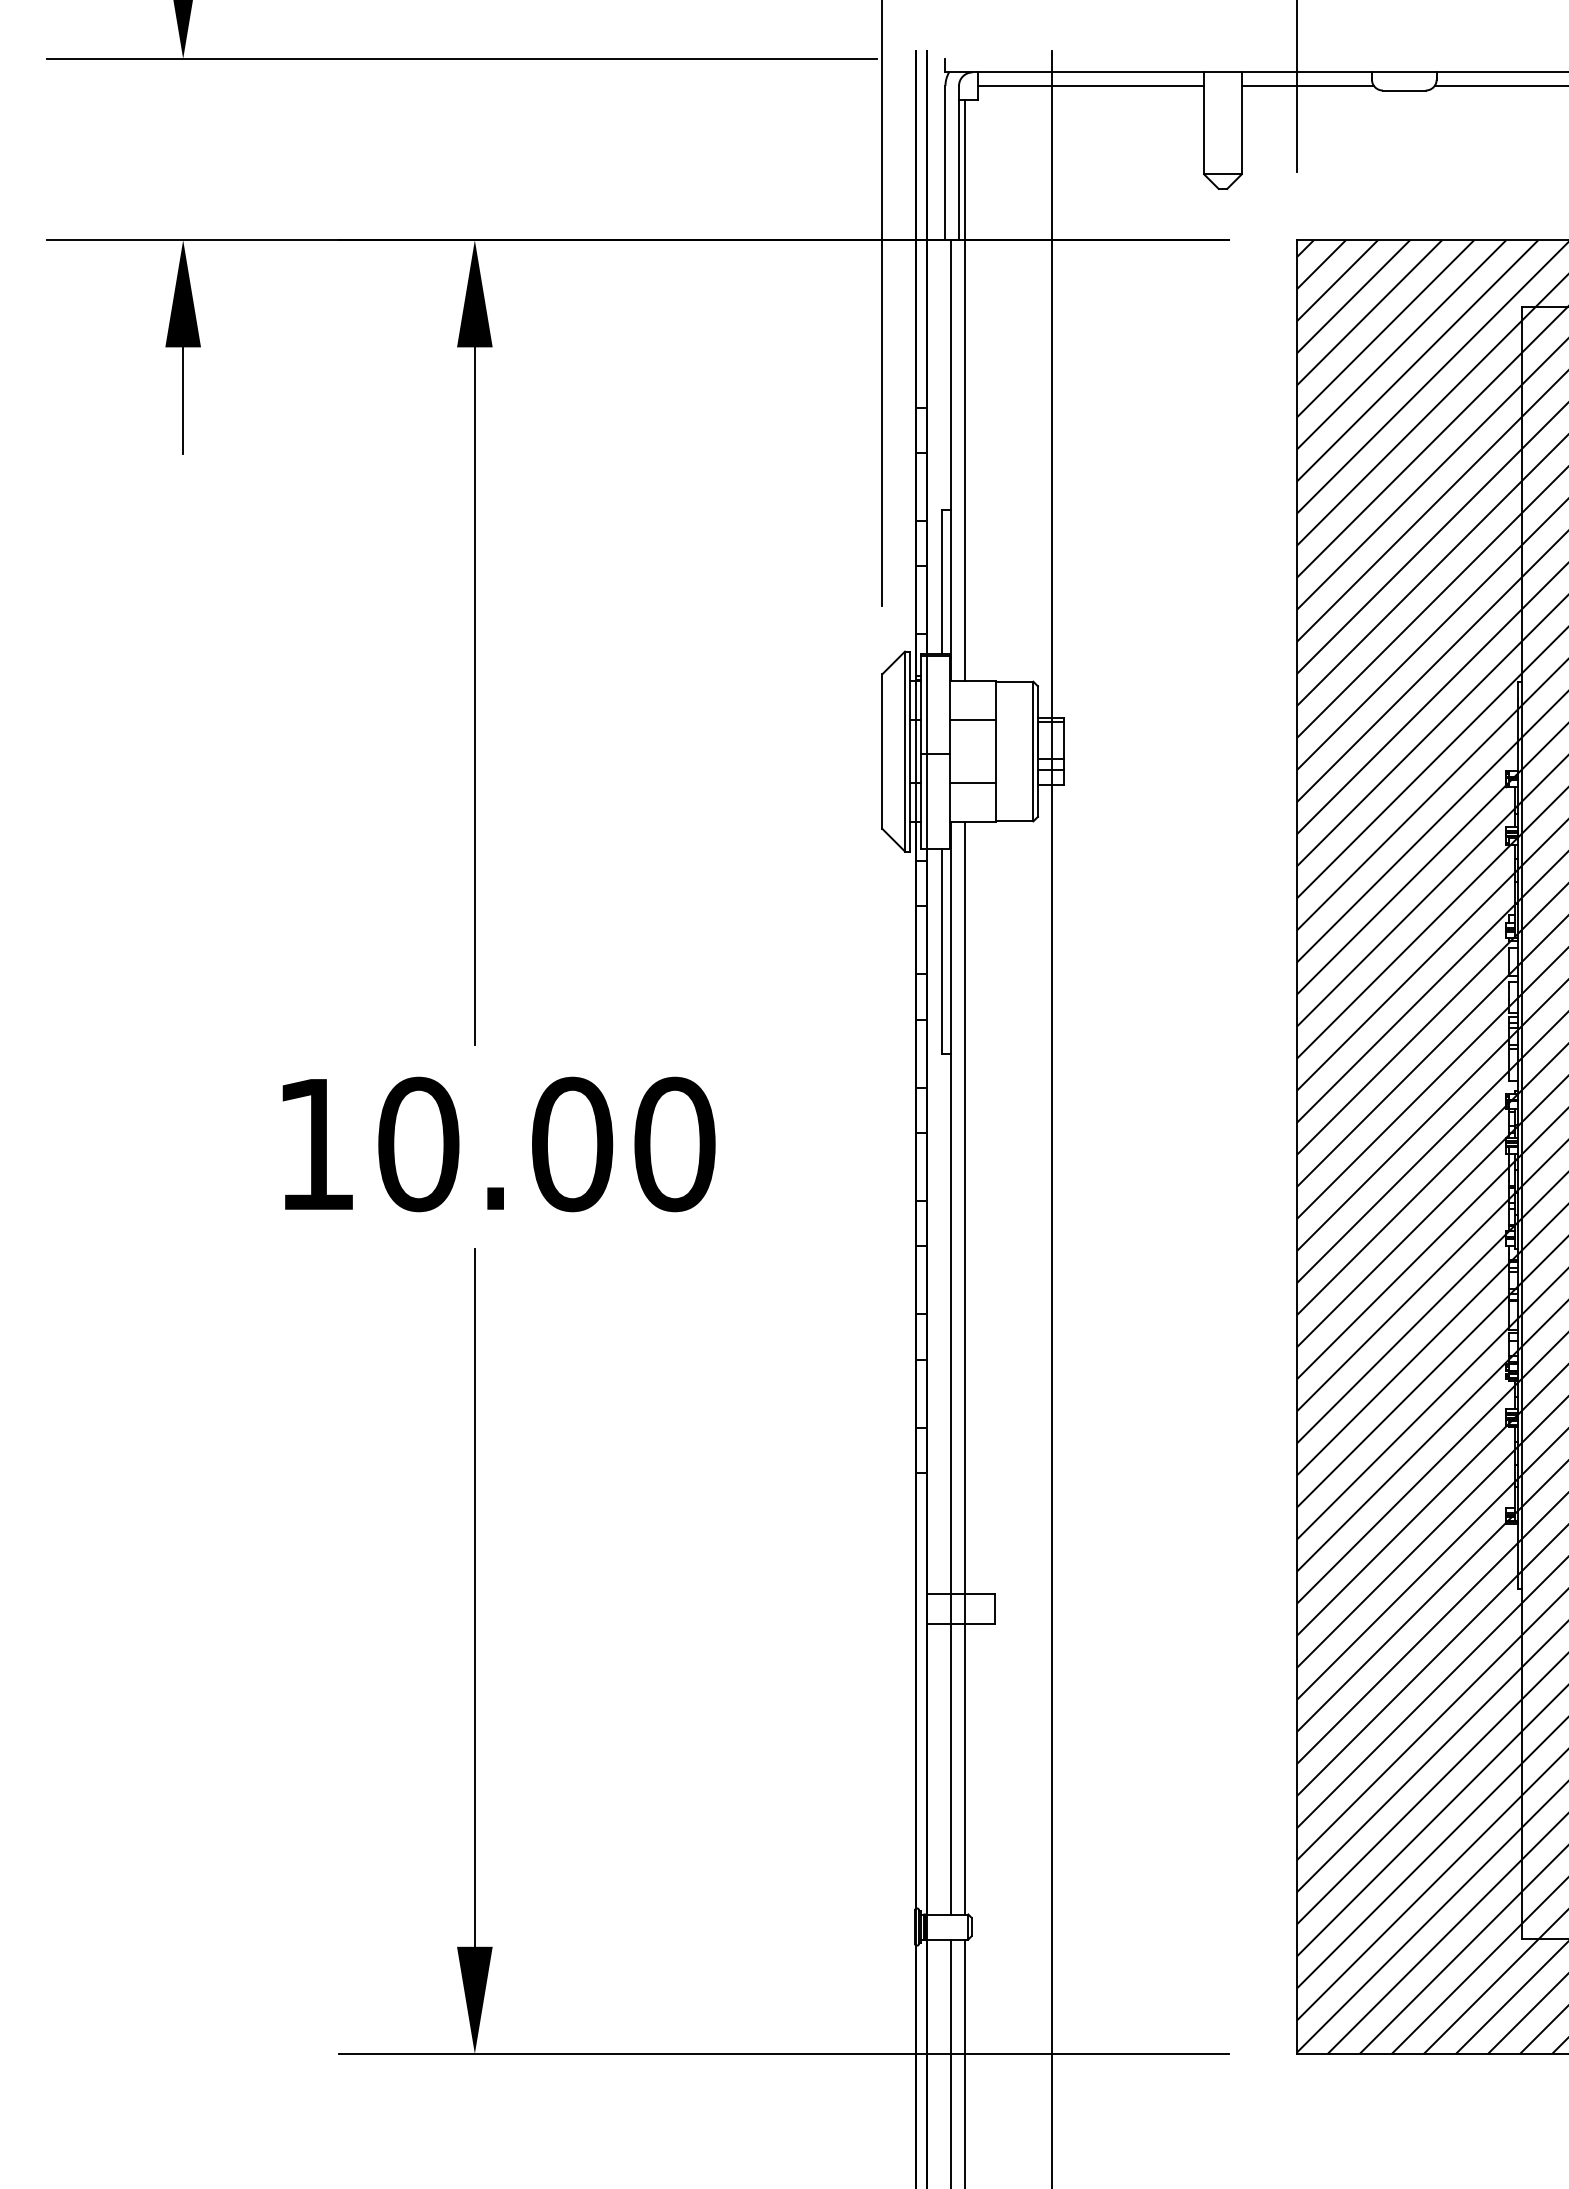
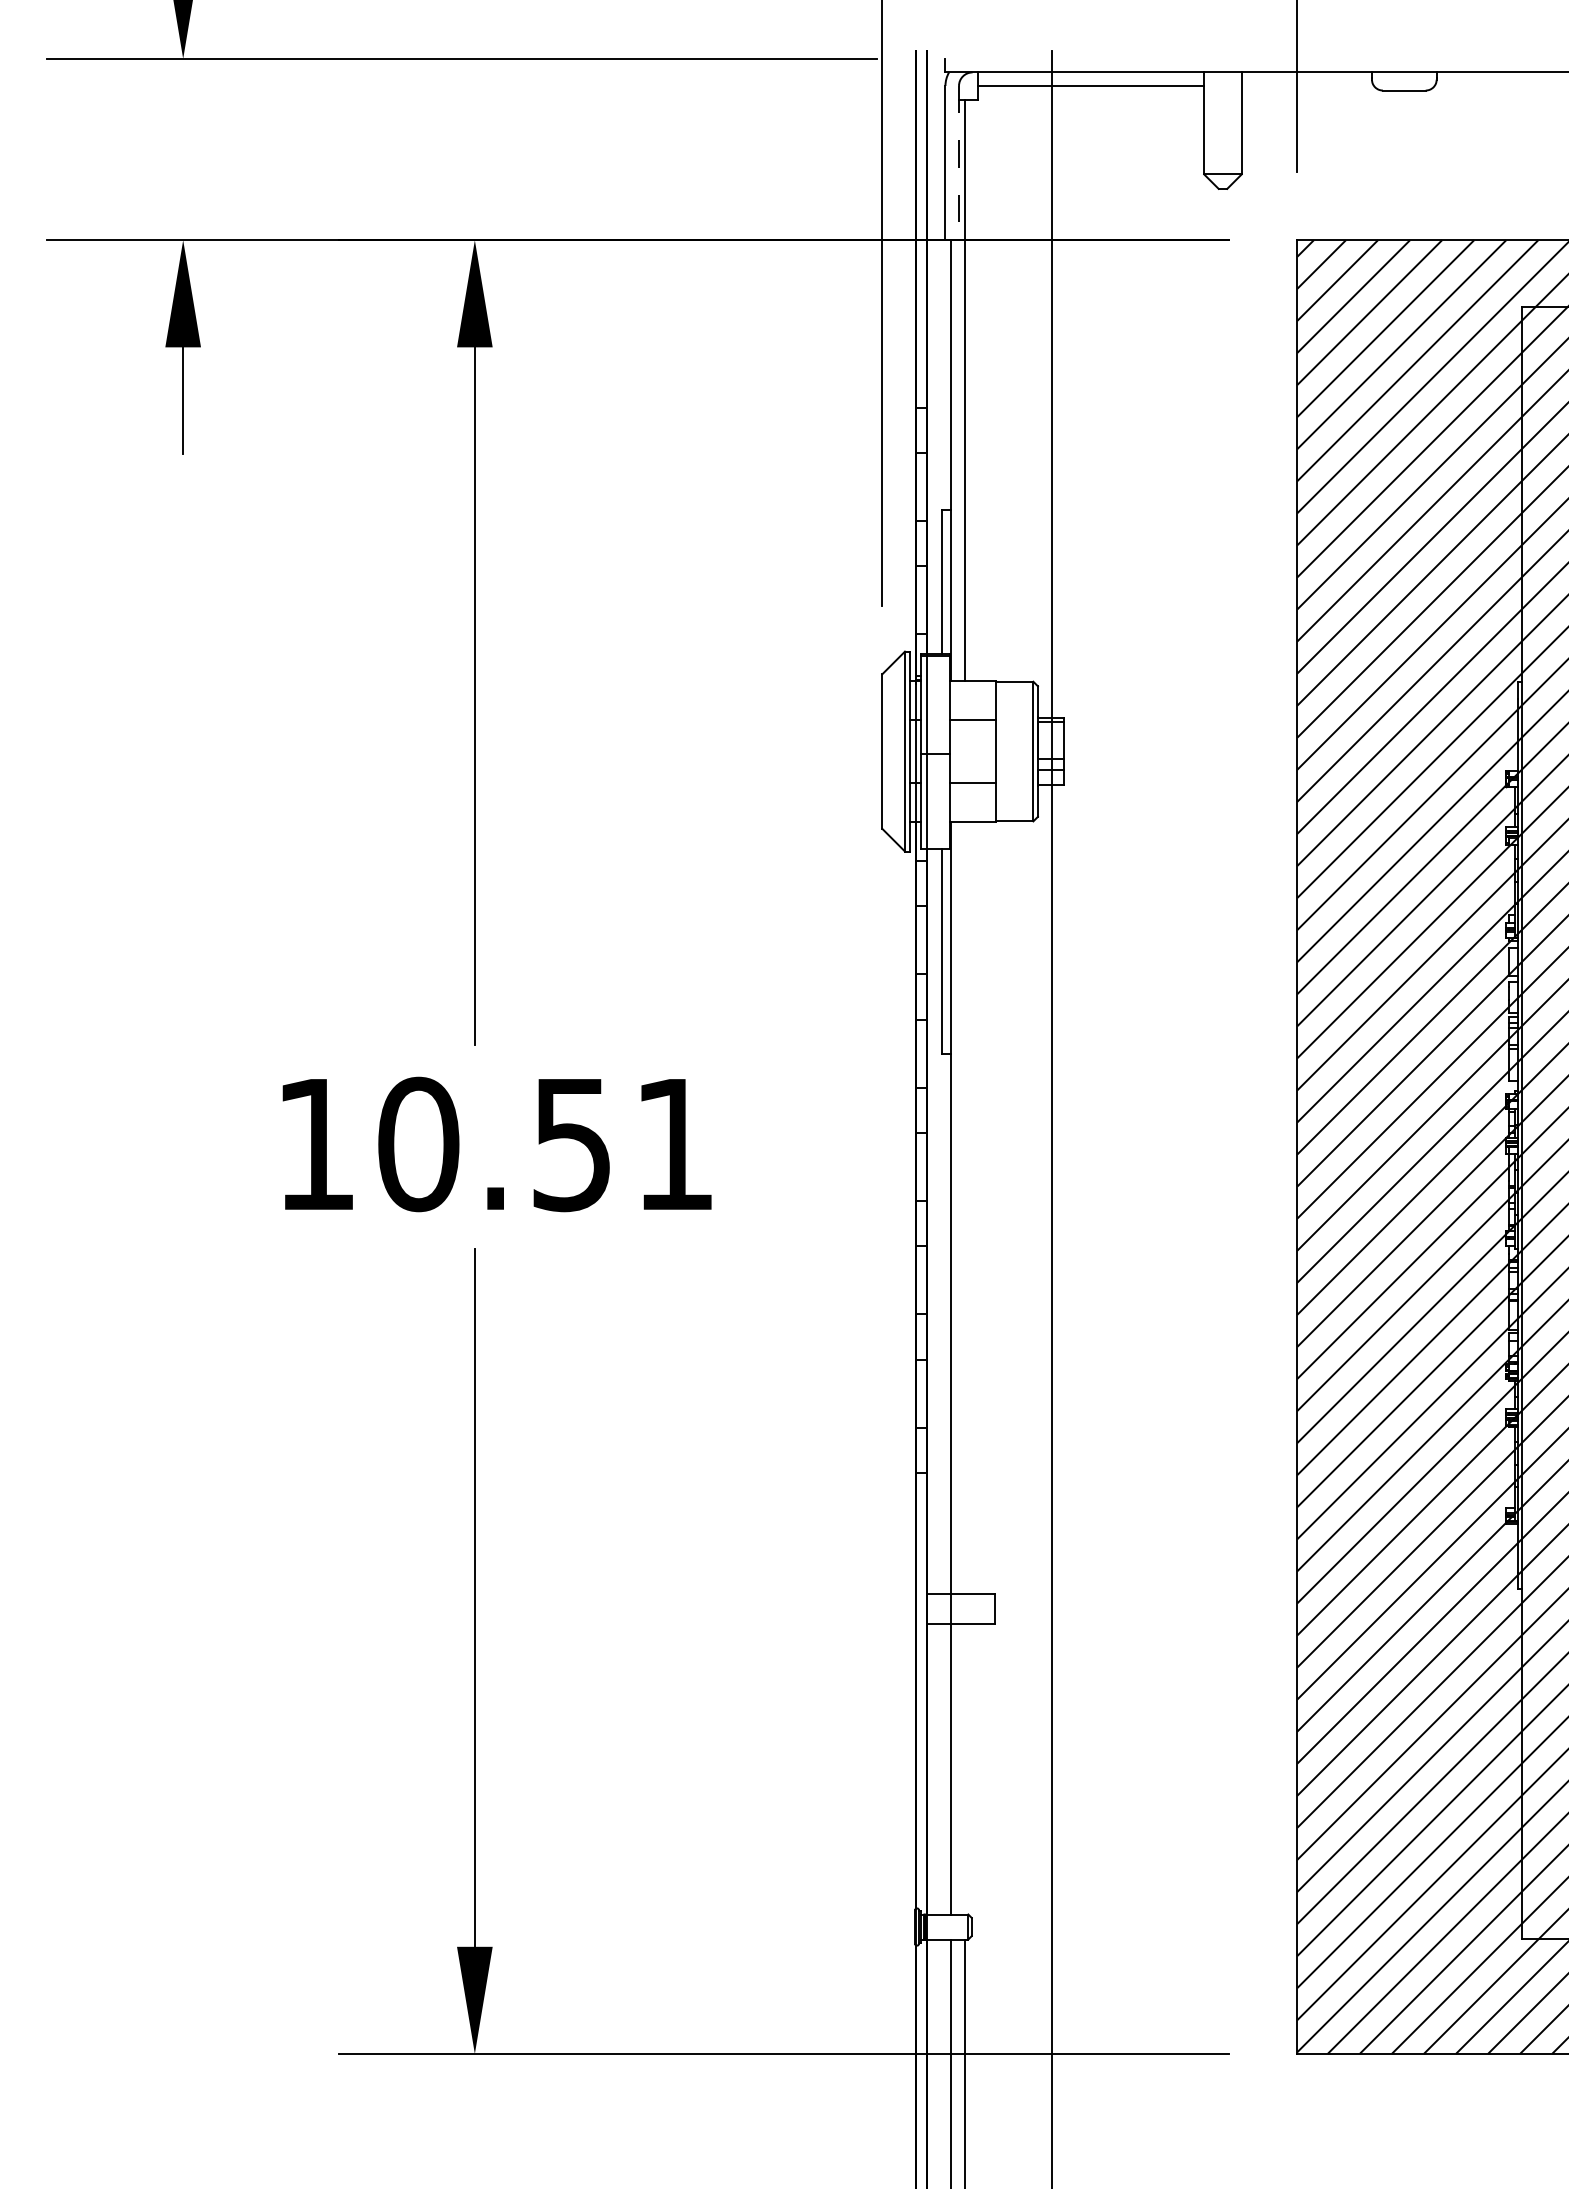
line: present -> none (1307, 85)
line: present -> none (1499, 85)
line: solid -> dashed (959, 163)
text: 10.00 -> 10.51 (623, 1144)
line: present -> none (964, 1367)
